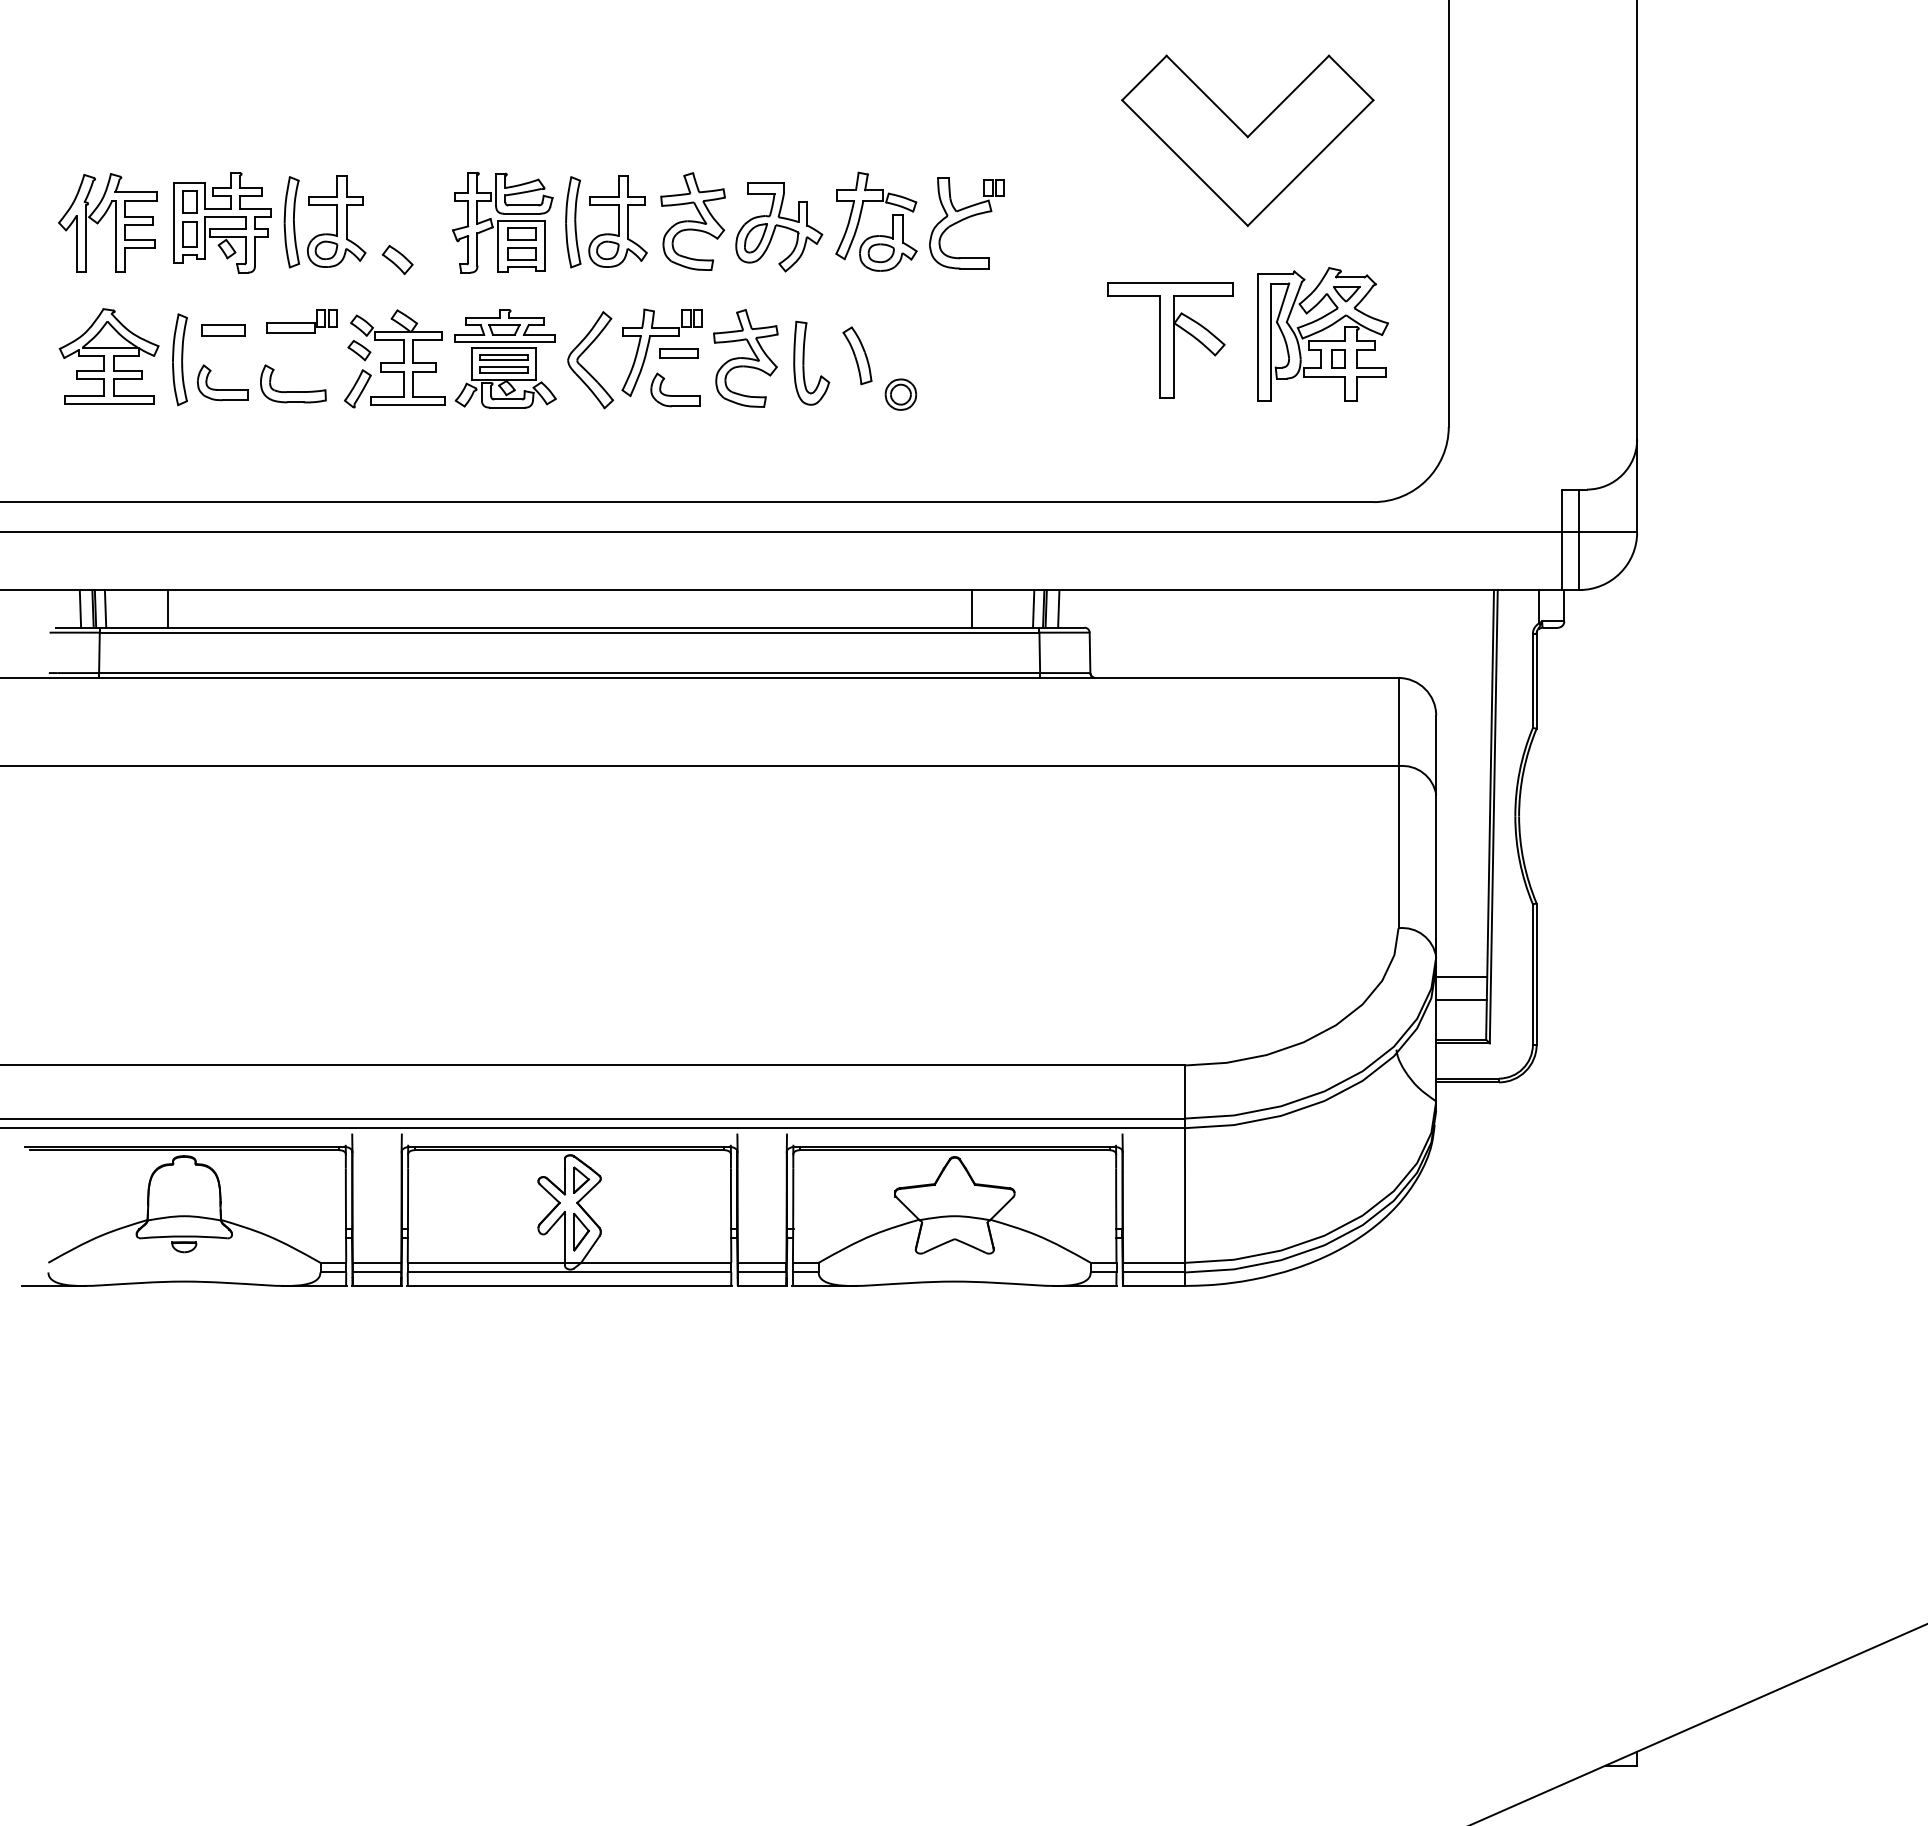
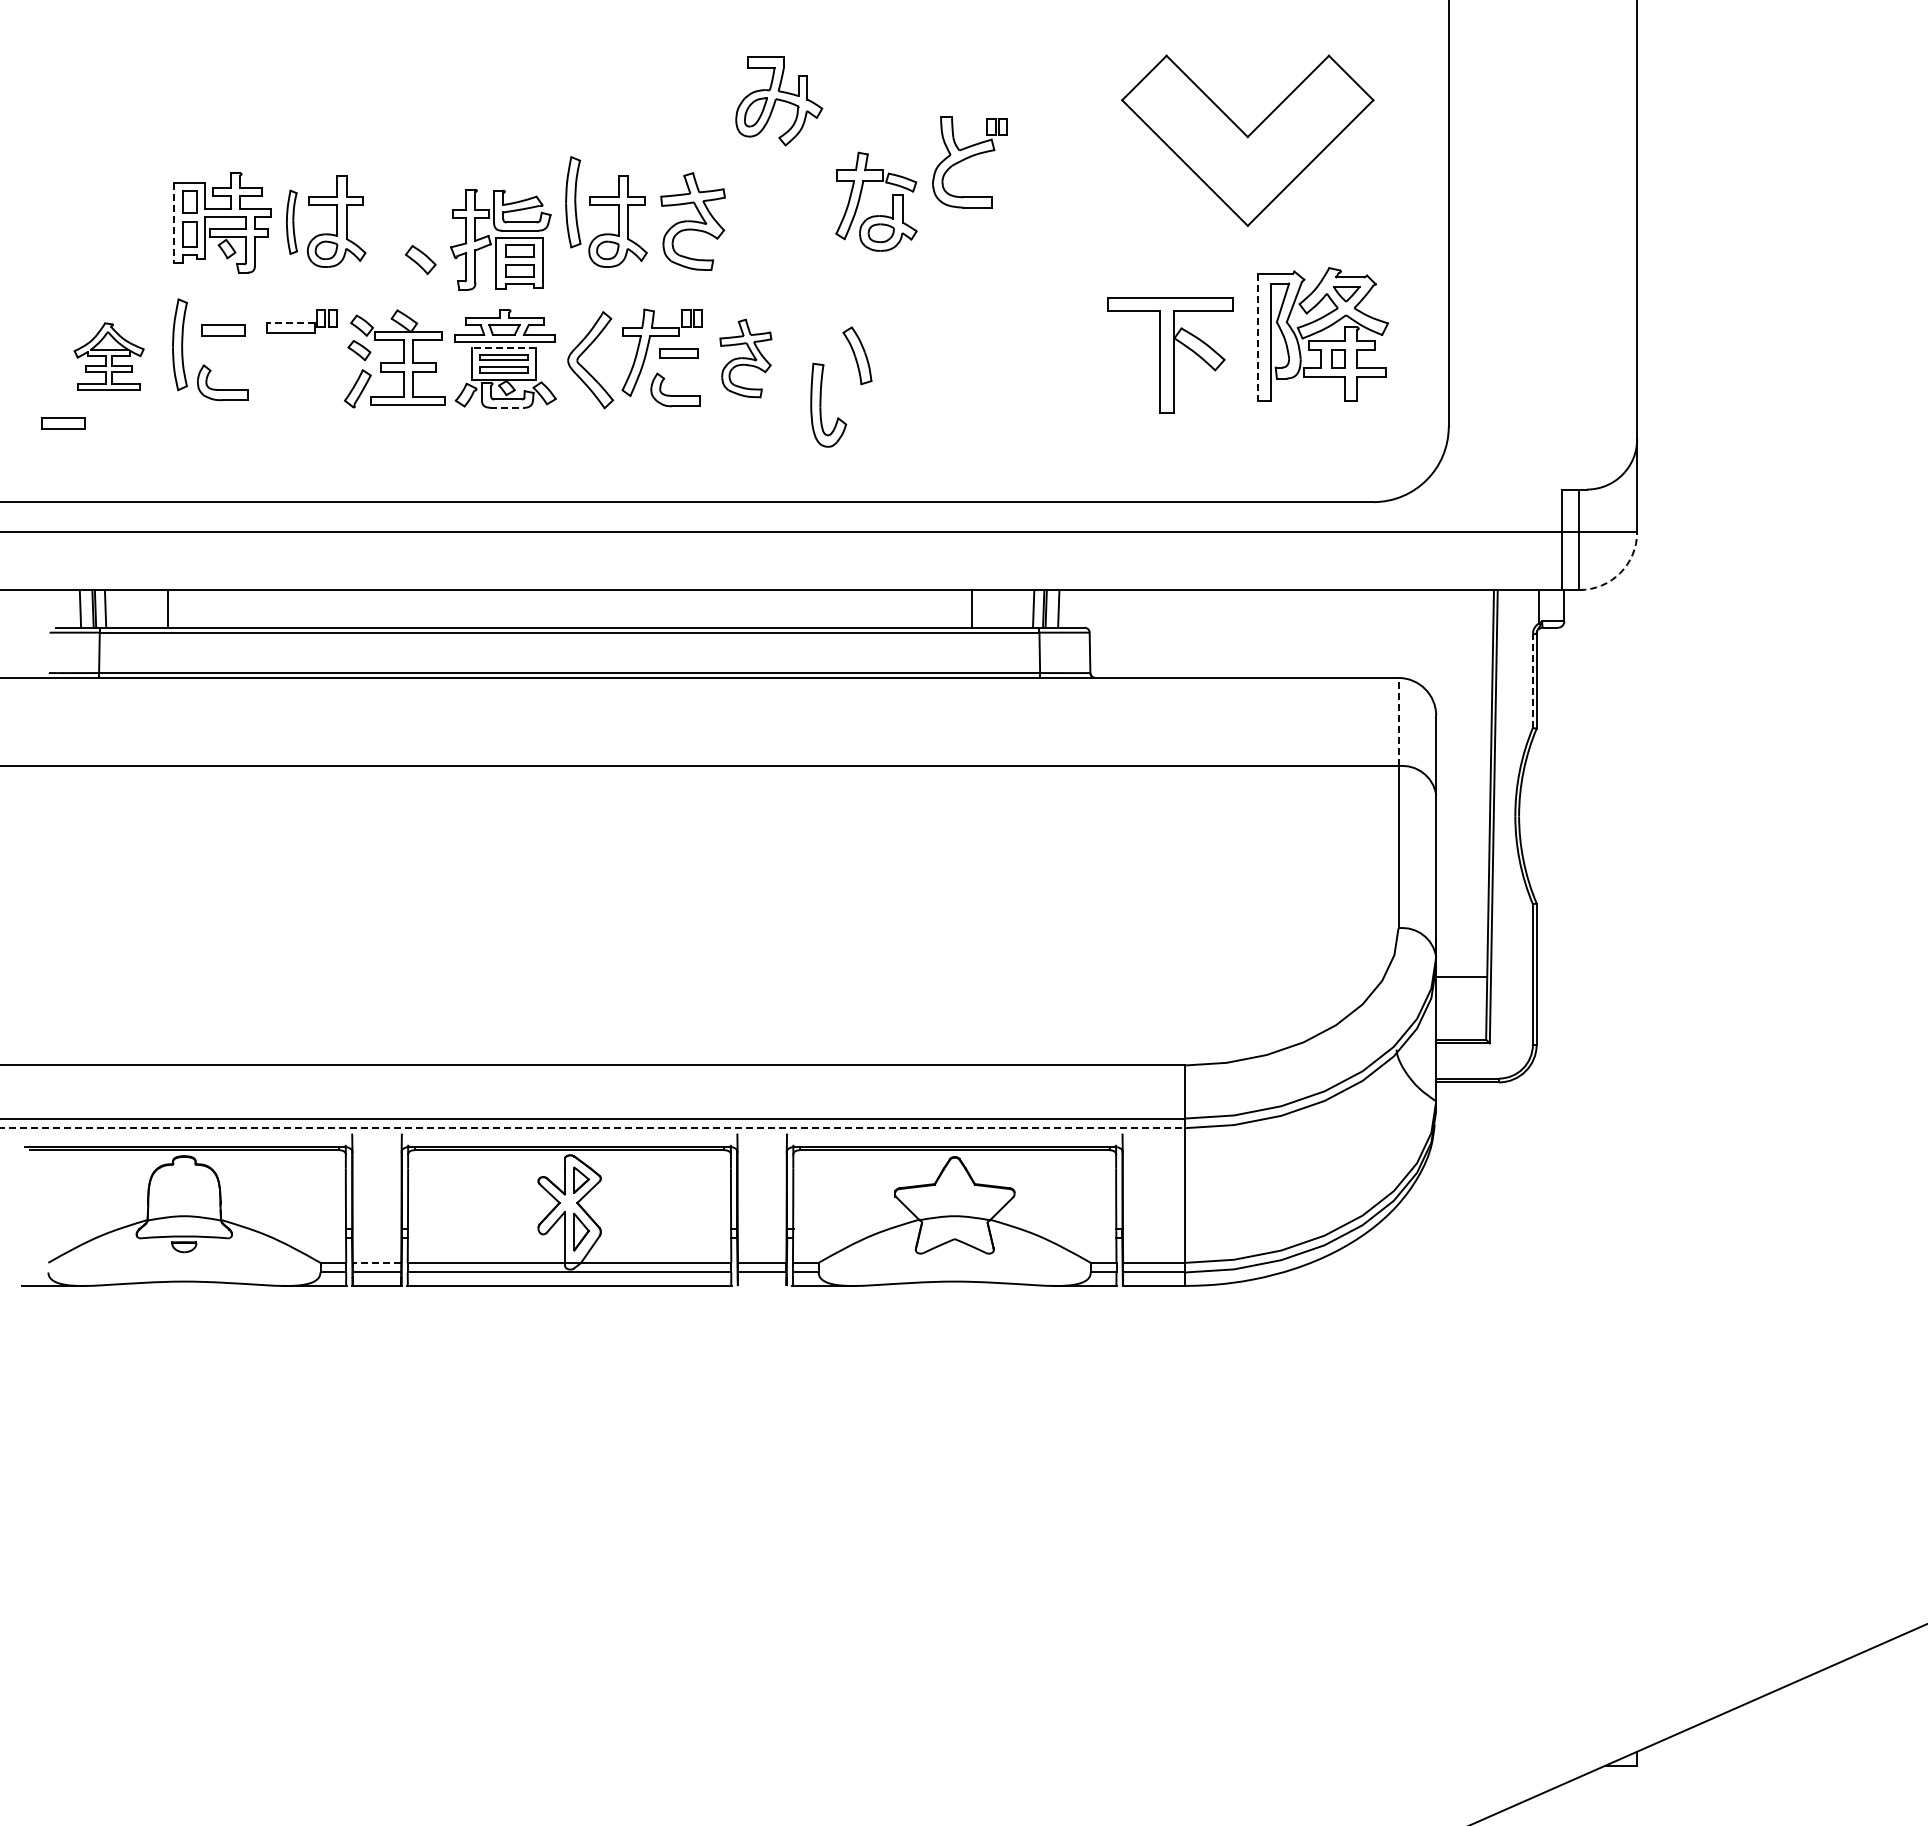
part: present -> none (101, 220)
part size: 18x93 px -> 12x66 px (291, 221)
part position: (502, 222) -> (500, 239) (500, 239)
part position: (573, 222) -> (573, 202) (573, 202)
line: solid -> dashed (174, 223)
part position: (966, 223) -> (969, 162) (969, 162)
part position: (779, 227) -> (779, 101) (779, 101)
part position: (876, 235) -> (876, 215) (876, 215)
part position: (397, 259) -> (420, 259) (420, 259)
line: solid -> dashed (290, 323)
line: solid -> dashed (1258, 337)
part position: (1170, 340) -> (1170, 355) (1170, 355)
line: solid -> dashed (503, 347)
part size: 102x97 px -> 72x69 px (108, 356)
part size: 66x99 px -> 54x81 px (745, 358)
part position: (179, 359) -> (179, 344) (179, 344)
part position: (804, 362) -> (821, 404) (821, 404)
part: present -> none (293, 391)
part: present -> none (900, 394)
line: solid -> dashed (508, 407)
part: none -> present (63, 423)
arc: solid -> dashed (1620, 573)
line: solid -> dashed (1532, 680)
line: solid -> dashed (1398, 721)
line: present -> none (1461, 1000)
line: solid -> dashed (593, 1128)
line: solid -> dashed (376, 1262)
line: present -> none (761, 1285)
